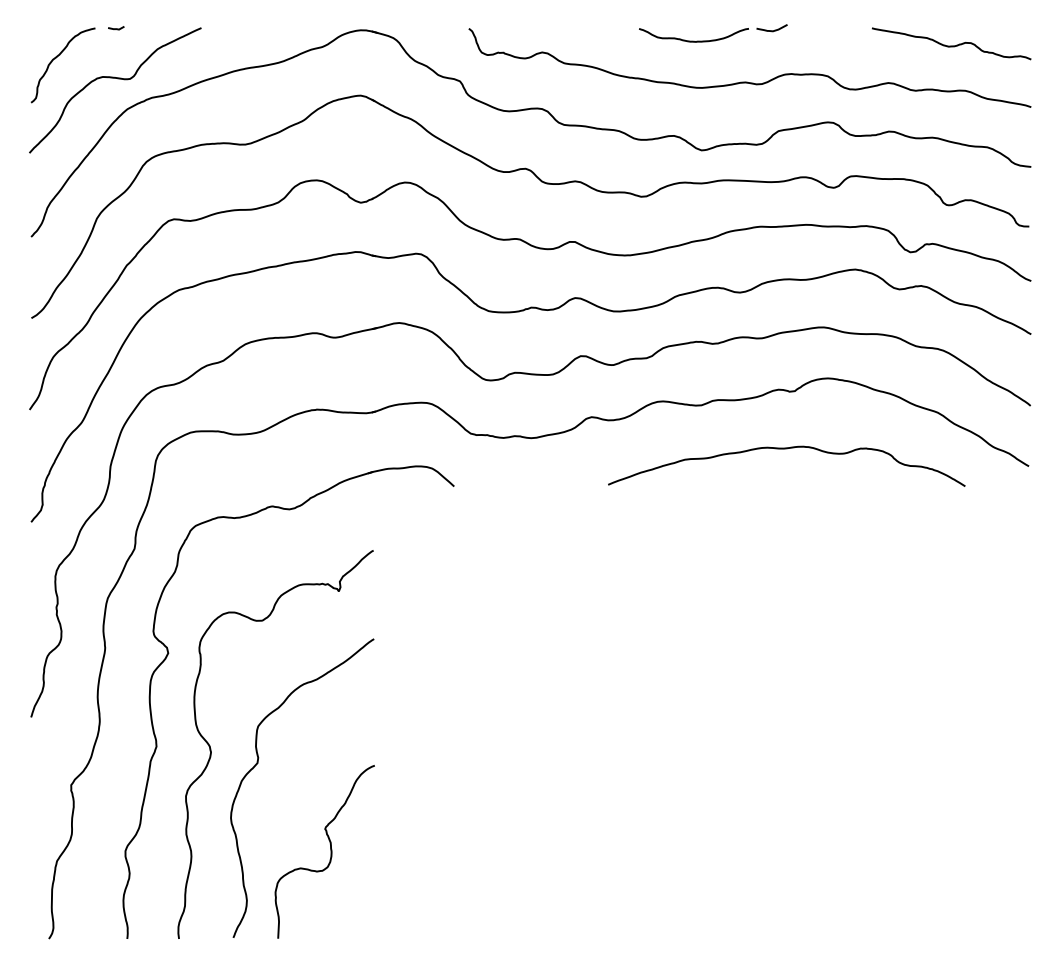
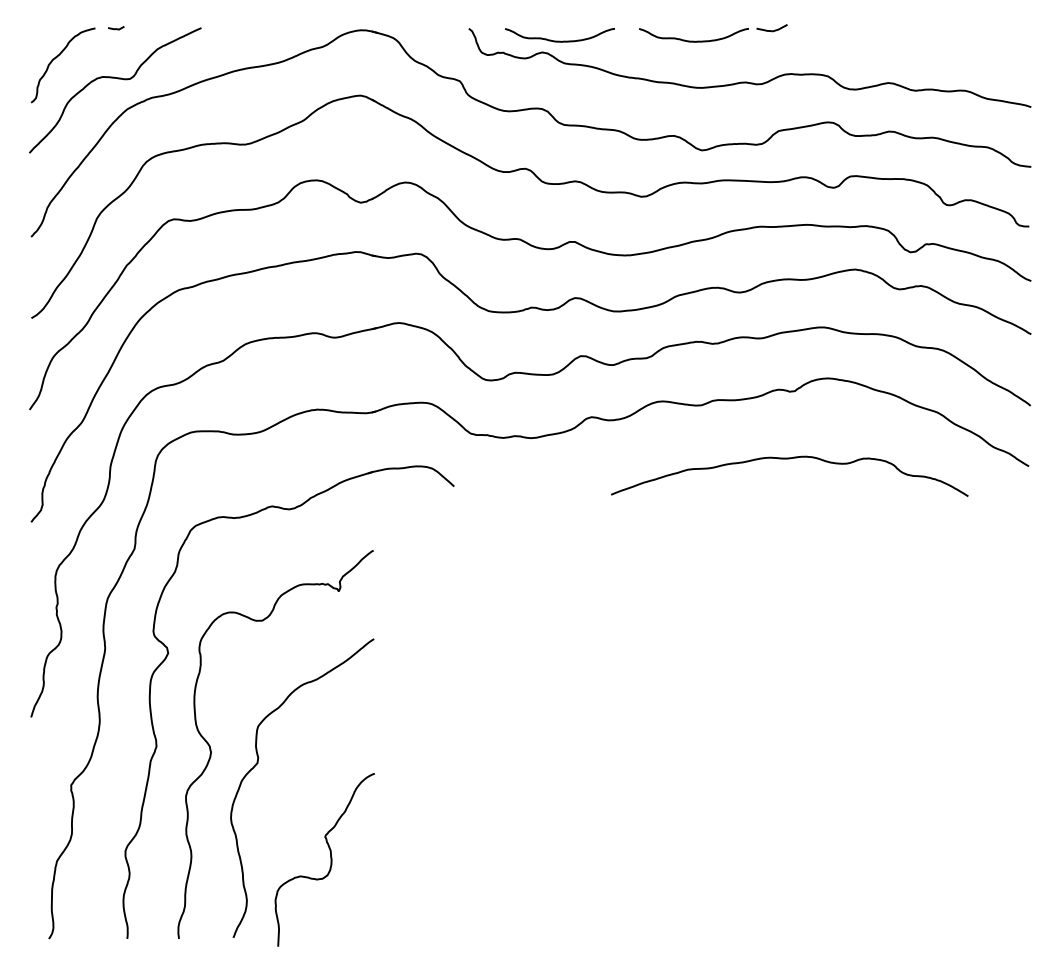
curve: none -> present (559, 40)
curve: present -> none (951, 45)
curve position: (786, 449) -> (789, 459) (789, 459)
curve position: (330, 851) -> (330, 859) (330, 859)
